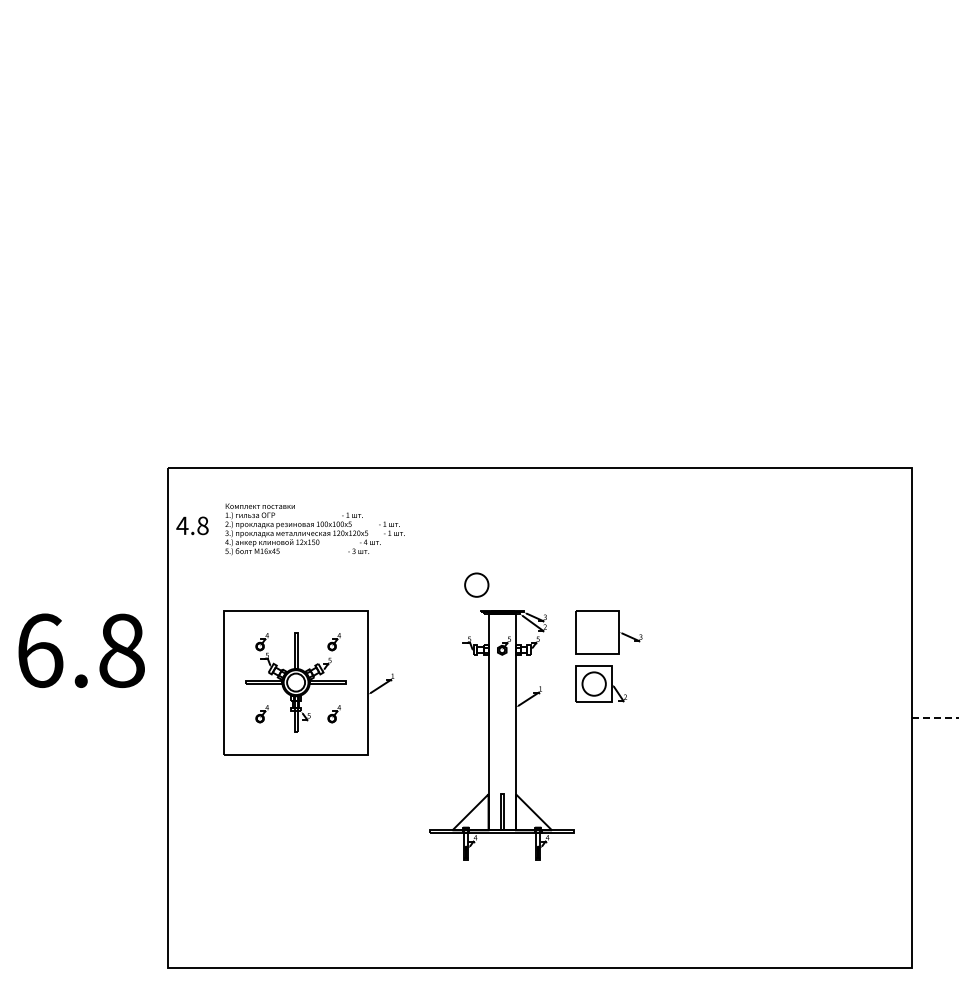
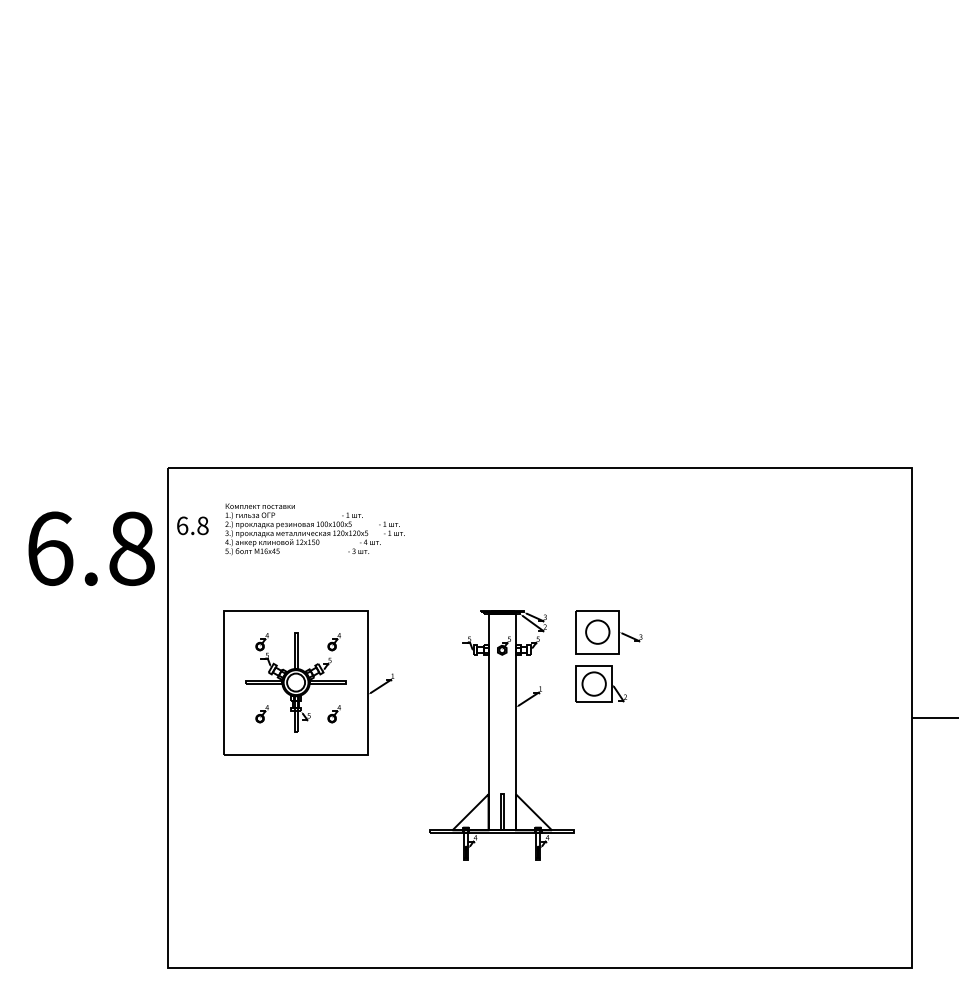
text: 4.8 -> 6.8 (182, 525)
circle position: (476, 584) -> (597, 631) (597, 631)
text position: (81, 650) -> (91, 548) (91, 548)
line: dashed -> solid (935, 717)
